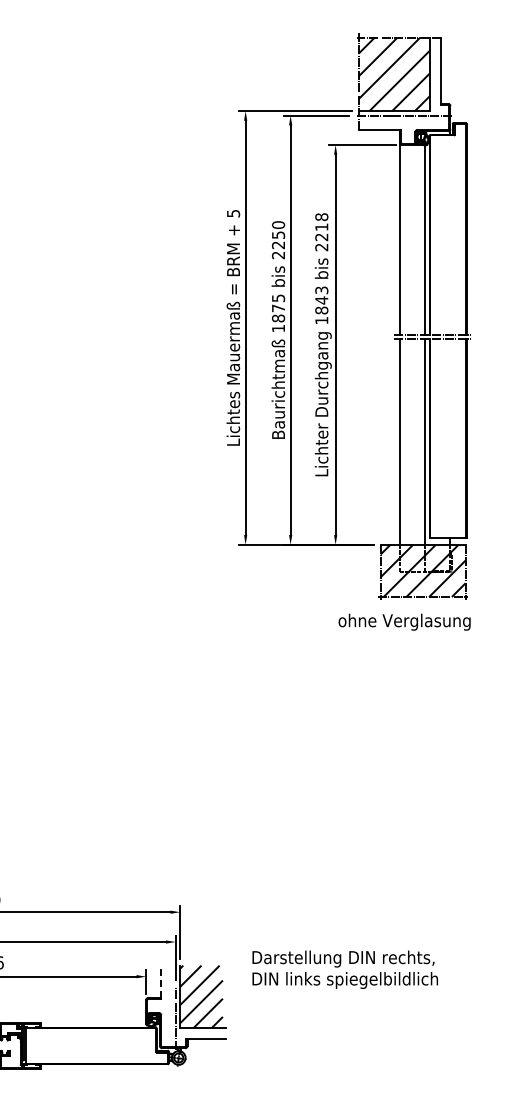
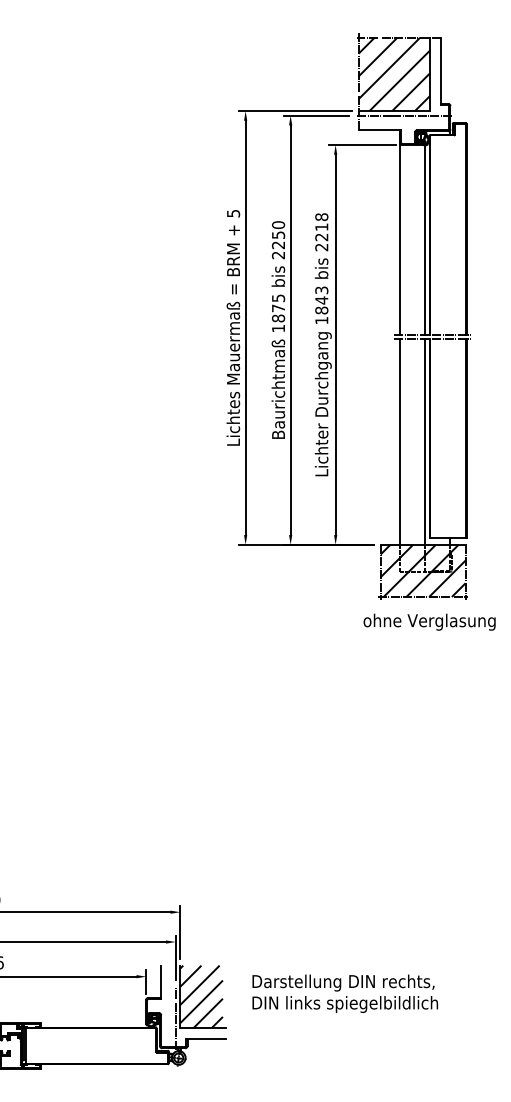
text position: (404, 621) -> (429, 621) (429, 621)
text position: (345, 969) -> (345, 993) (345, 993)
line: dashed -> solid (161, 981)
